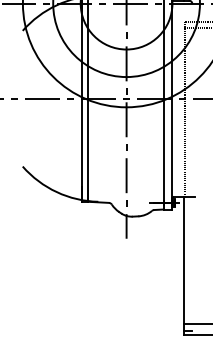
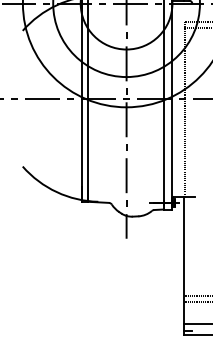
line: none -> present (196, 296)
line: none -> present (196, 302)
